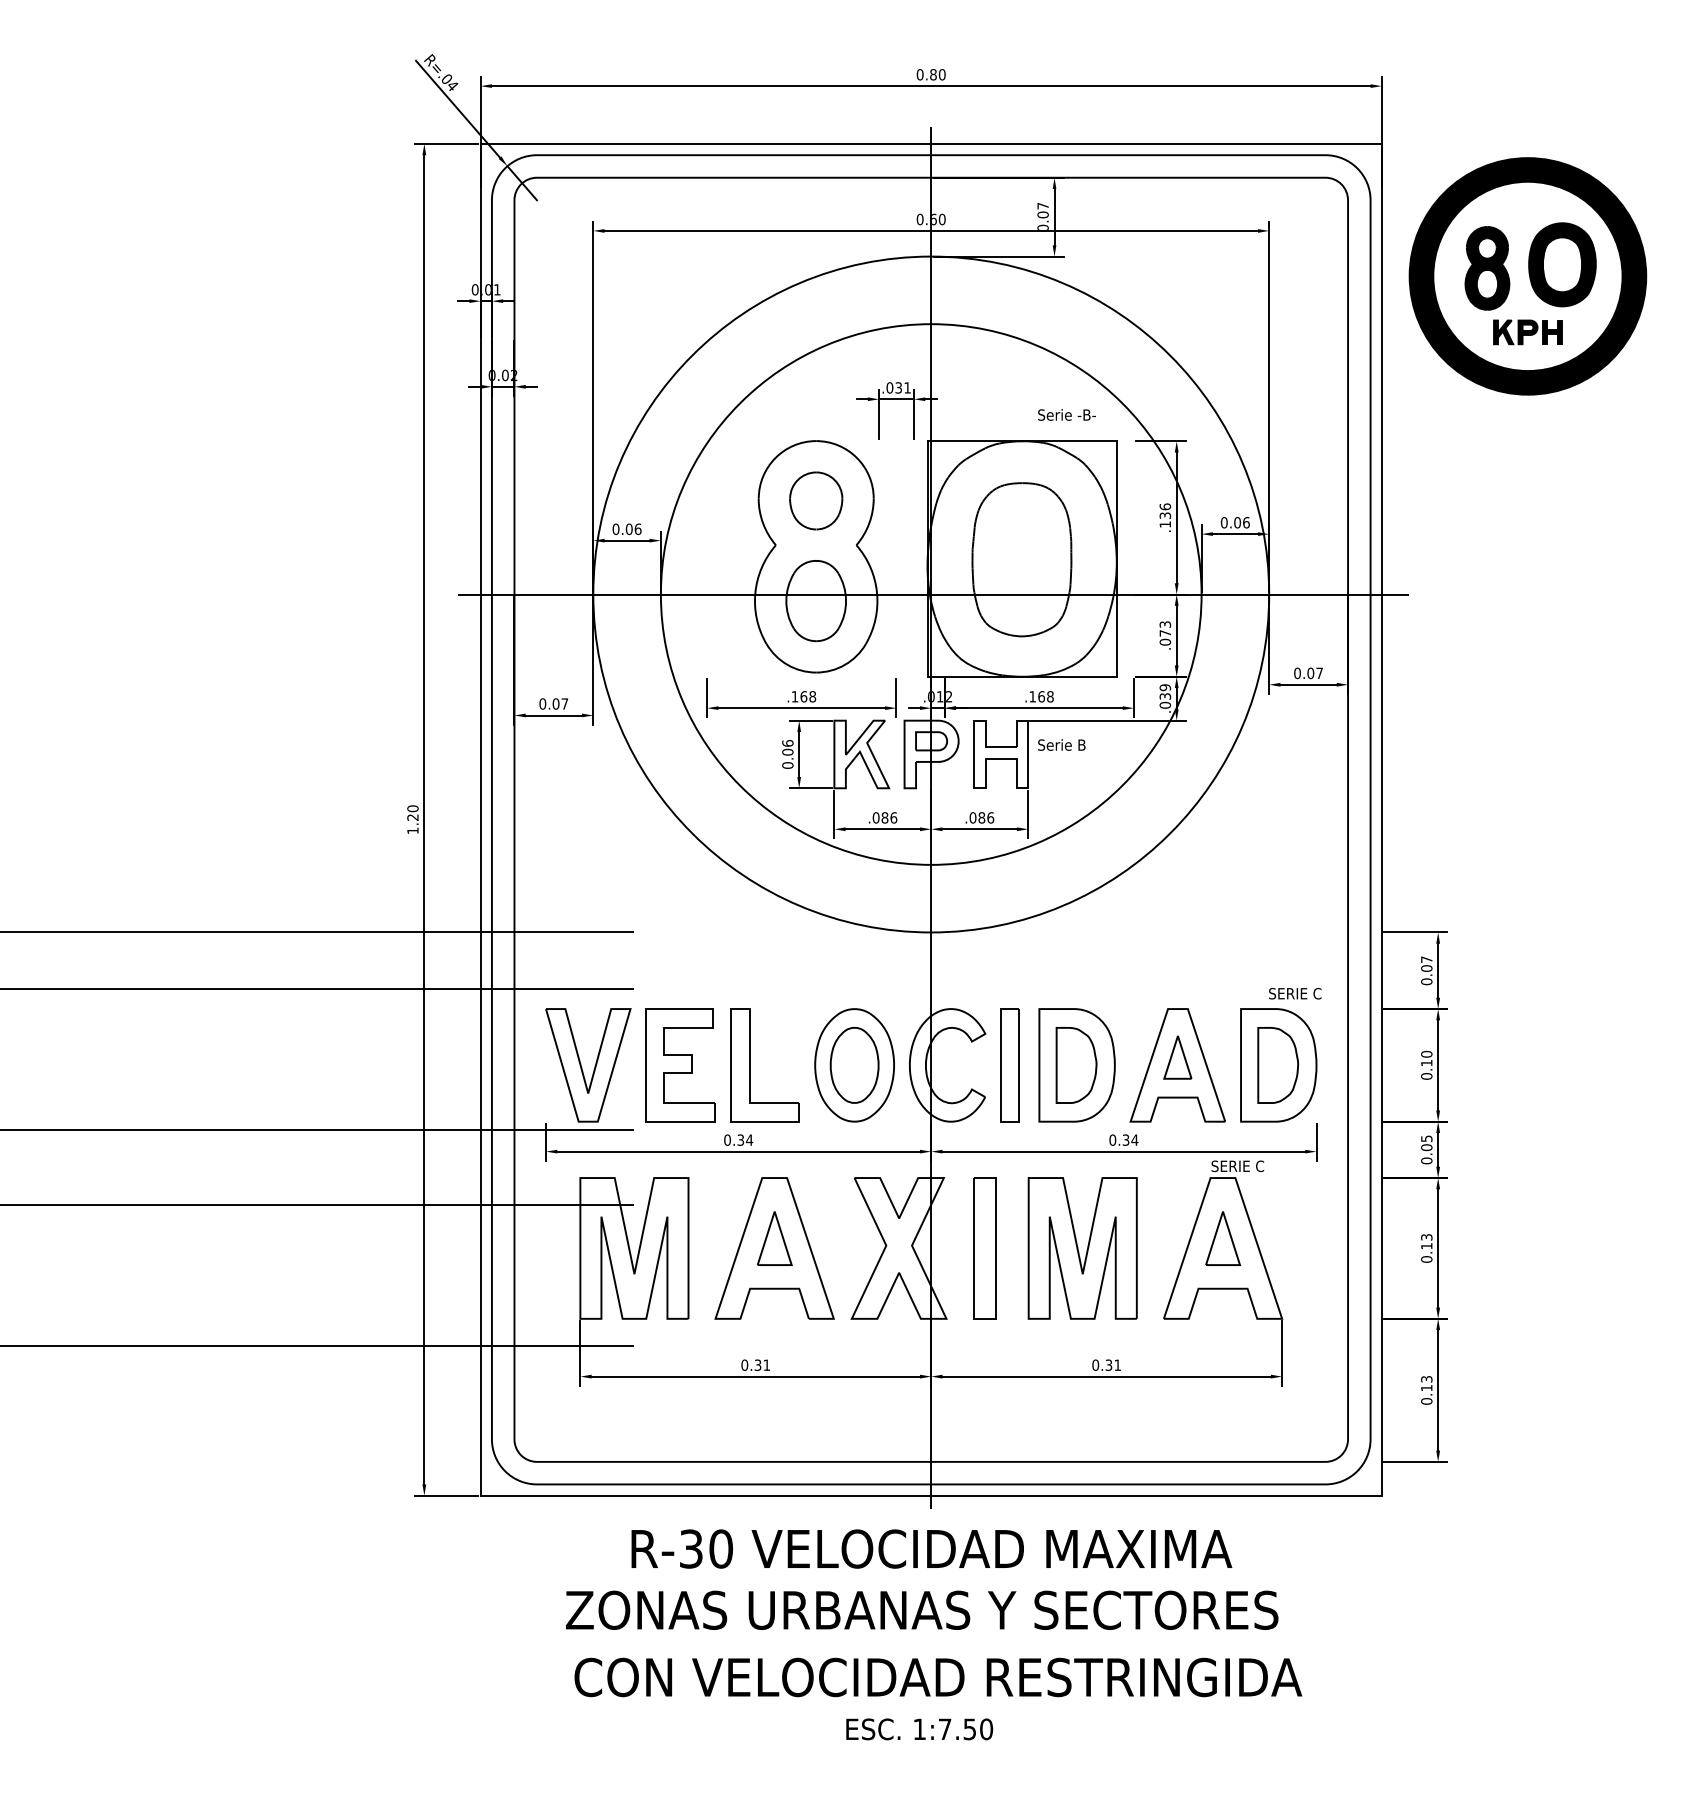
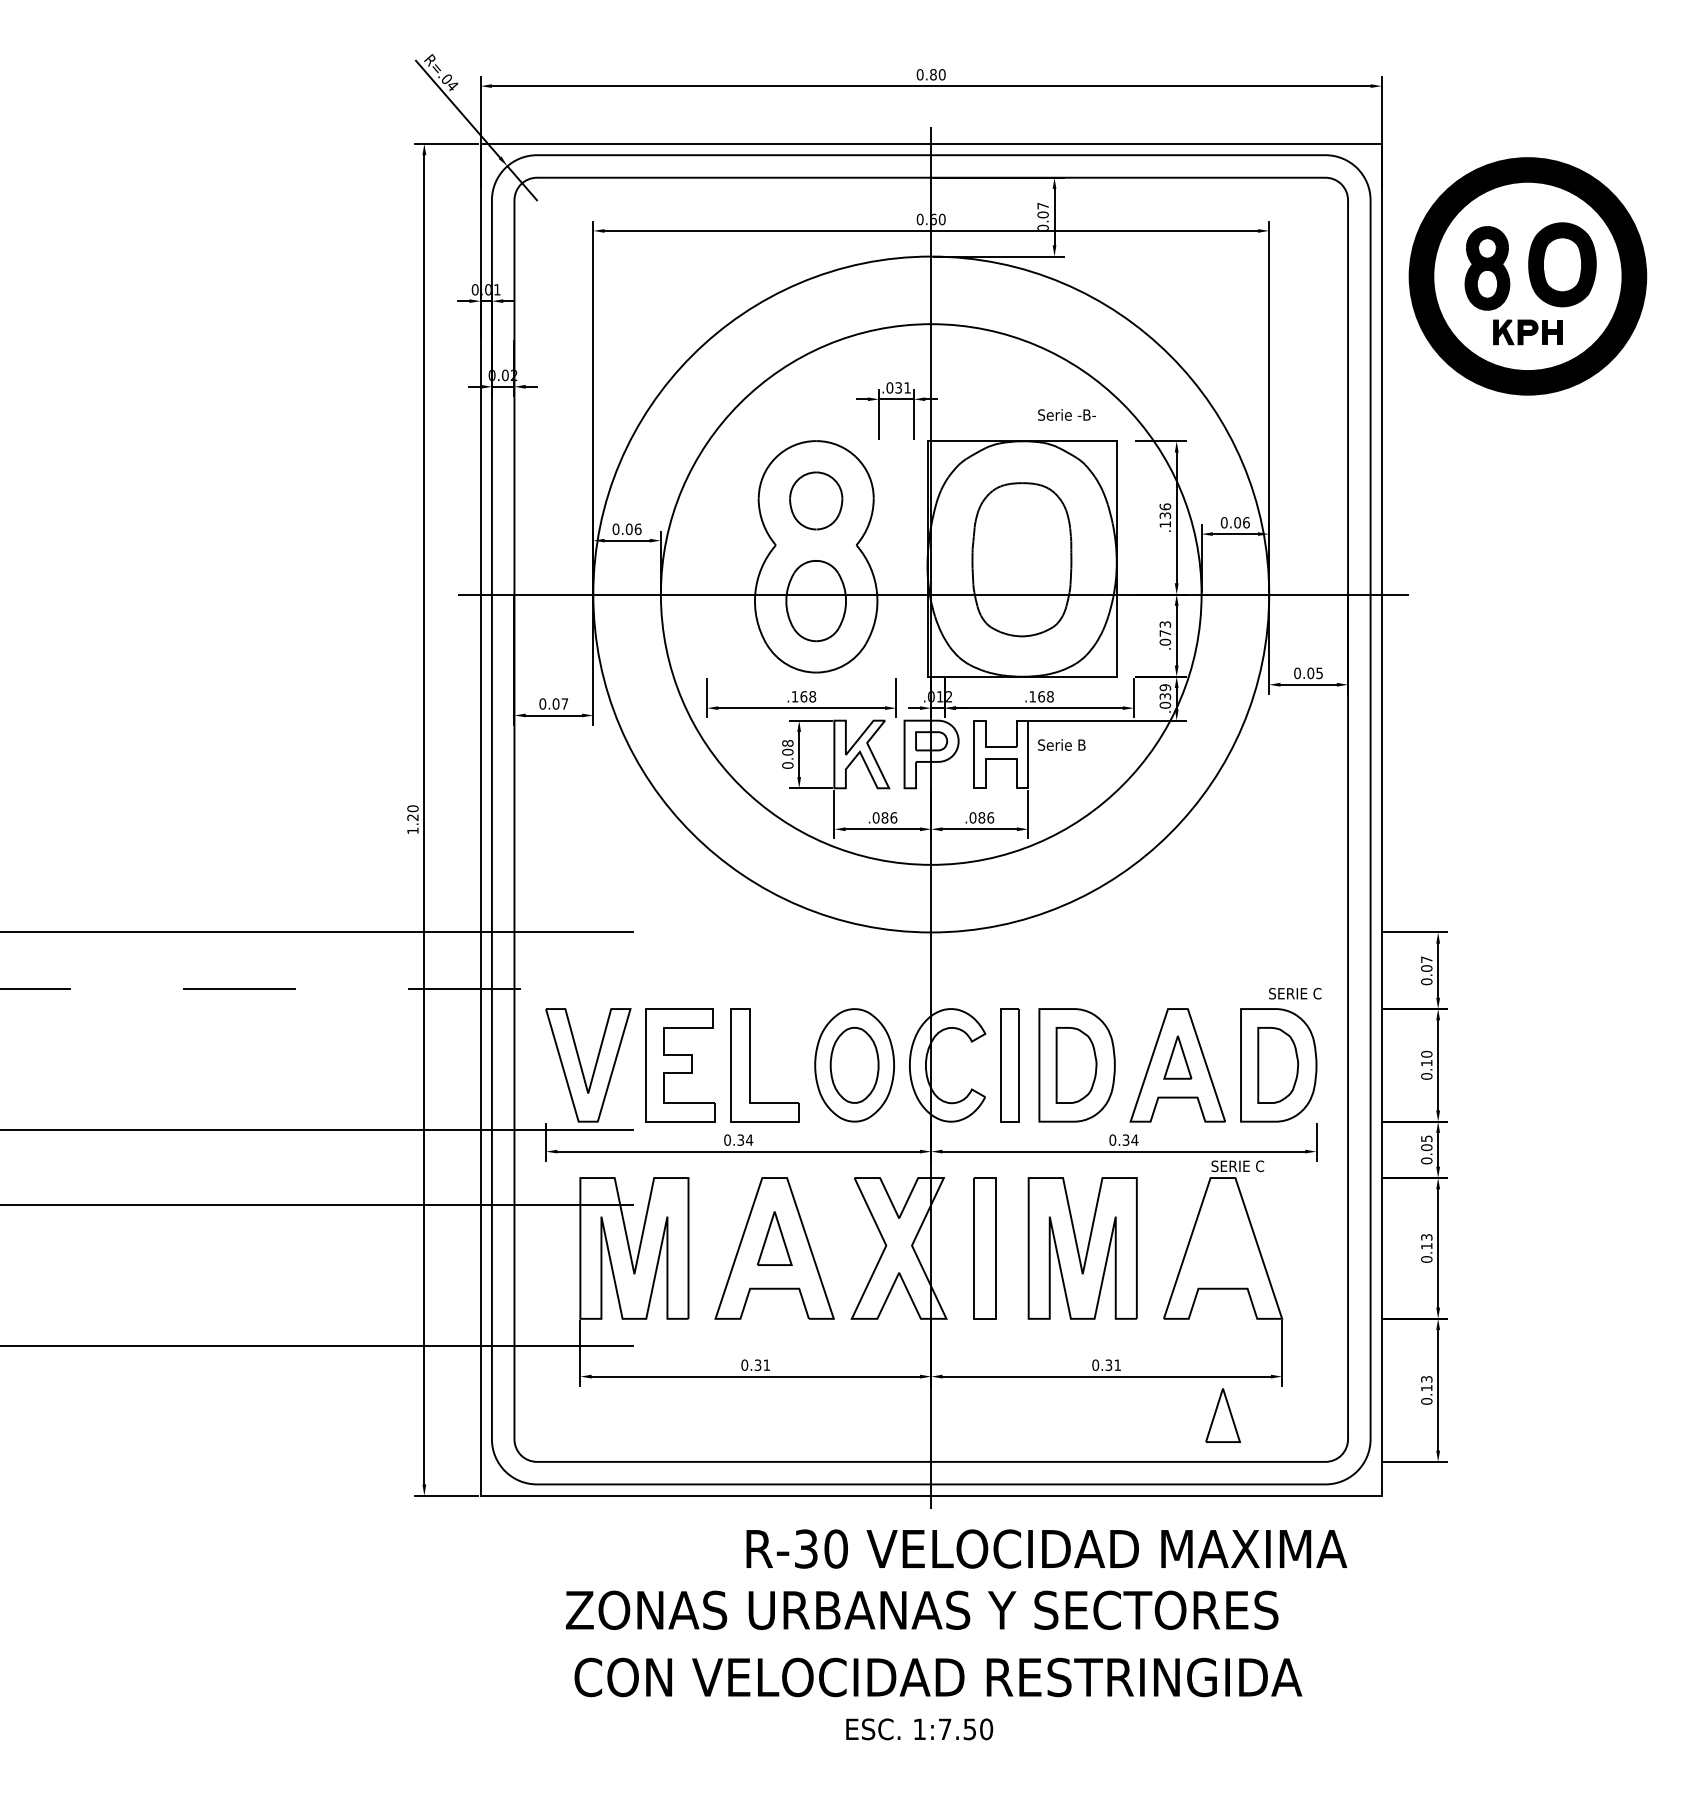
text: 0.07 -> 0.05 (1319, 673)
text: 0.06 -> 0.08 (787, 743)
line: solid -> dashed (317, 988)
part position: (1223, 1238) -> (1223, 1415) (1223, 1415)
text position: (931, 1548) -> (1046, 1548) (1046, 1548)
